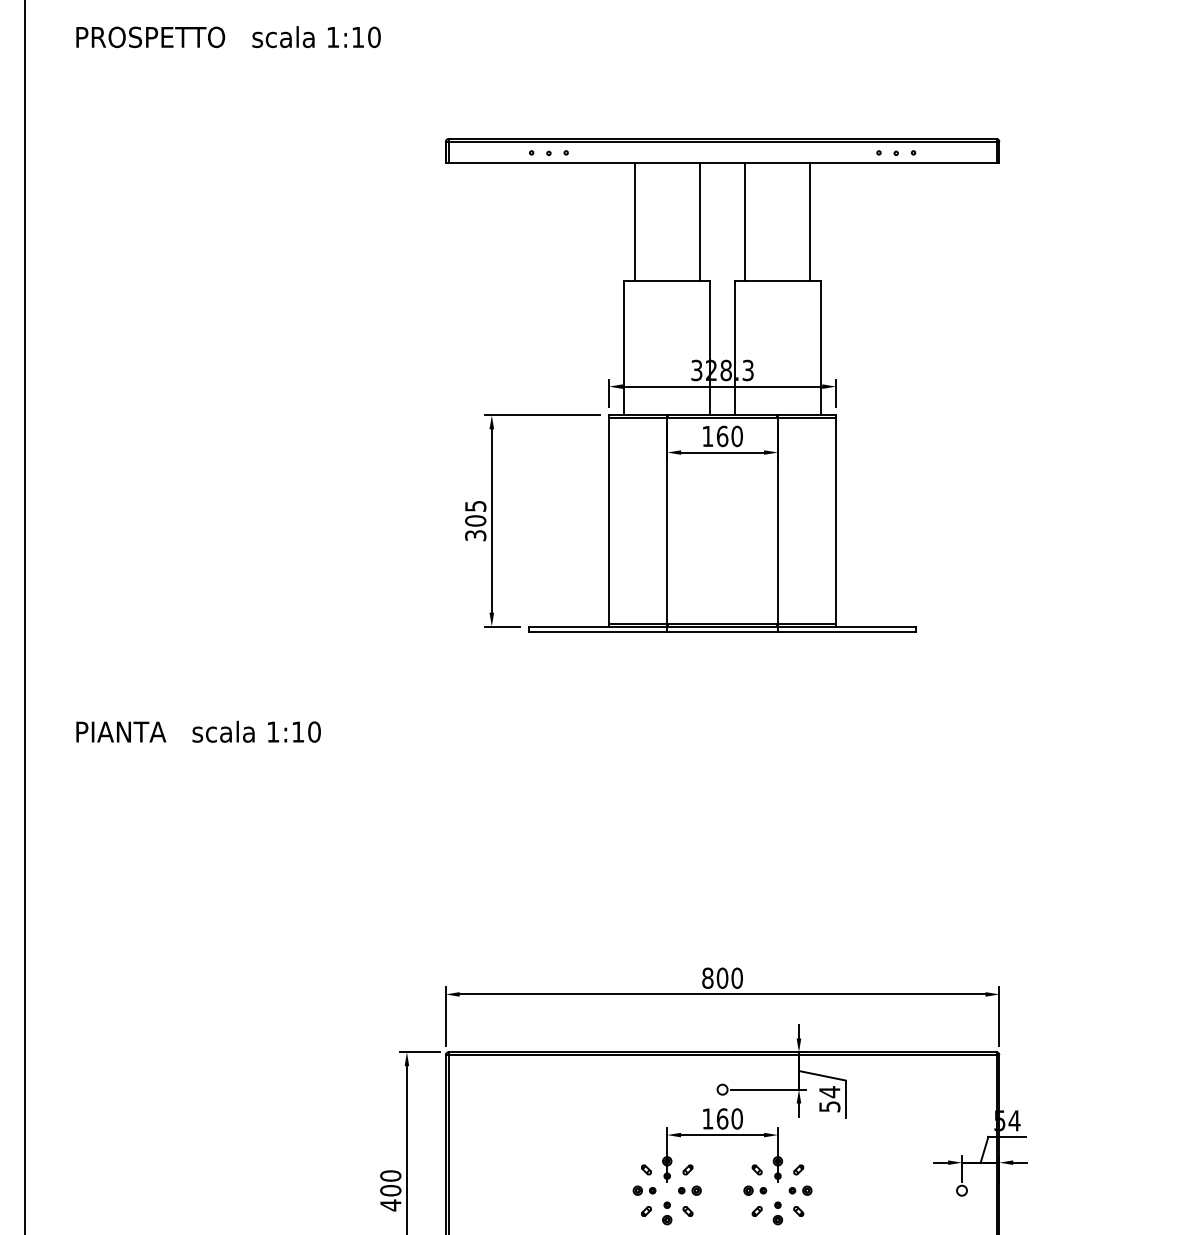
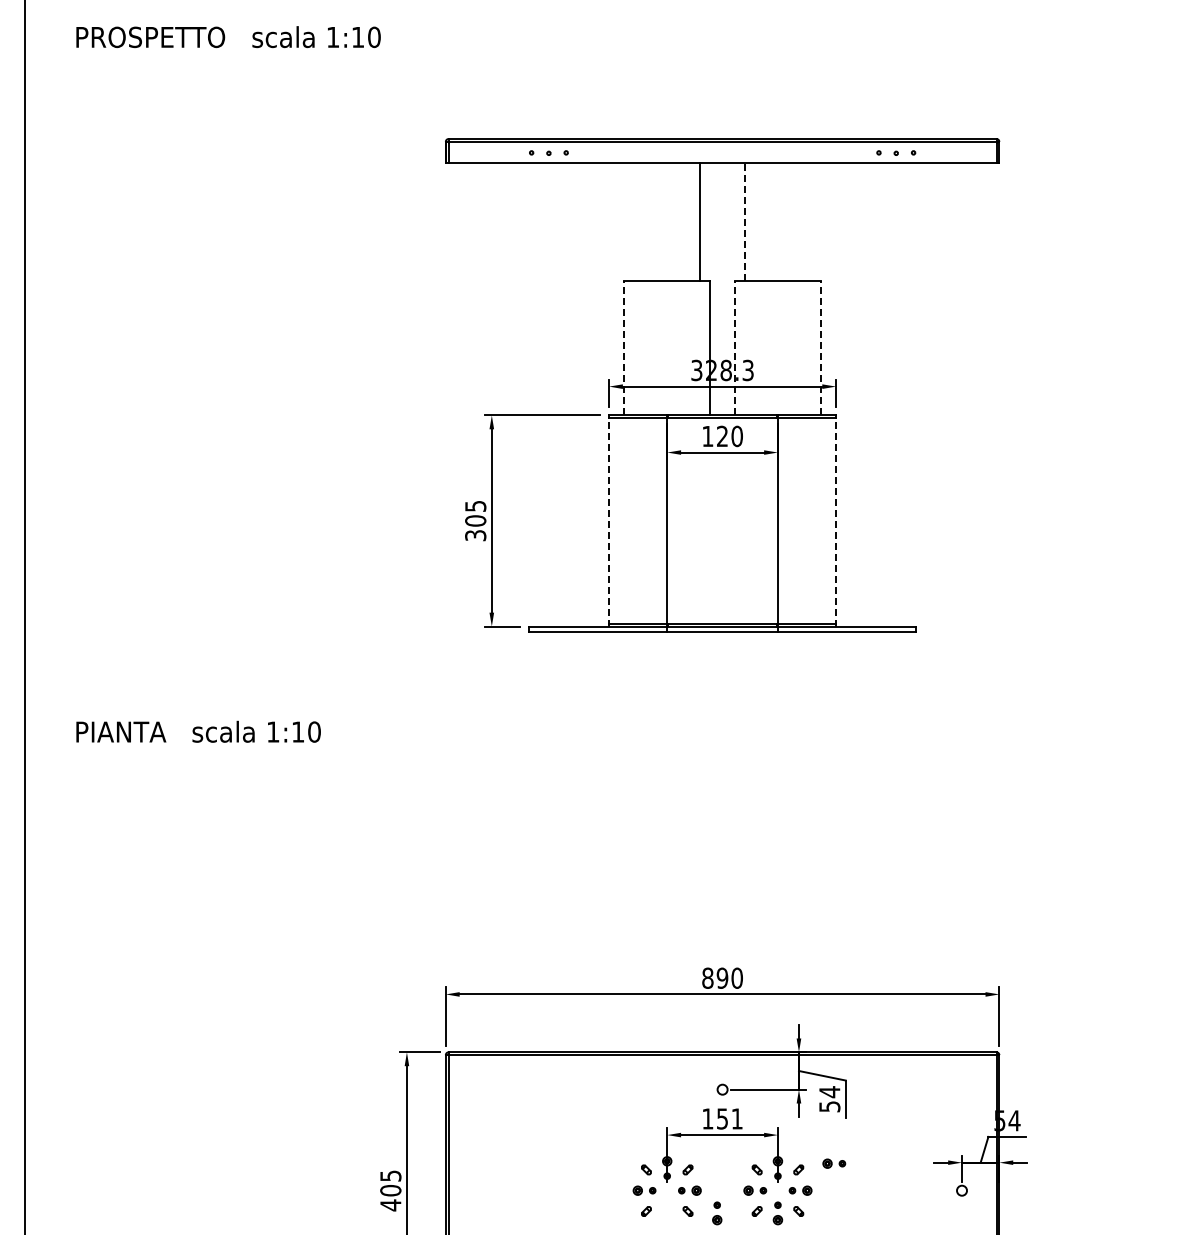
line: present -> none (634, 221)
line: solid -> dashed (745, 221)
line: present -> none (810, 221)
line: solid -> dashed (624, 347)
line: solid -> dashed (735, 347)
line: solid -> dashed (820, 347)
text: 160 -> 120 (722, 436)
line: solid -> dashed (609, 521)
line: solid -> dashed (836, 521)
text: 800 -> 890 (722, 978)
text: 160 -> 151 (729, 1118)
part: none -> present (834, 1163)
text: 400 -> 405 (390, 1175)
part position: (667, 1213) -> (717, 1213) (717, 1213)
